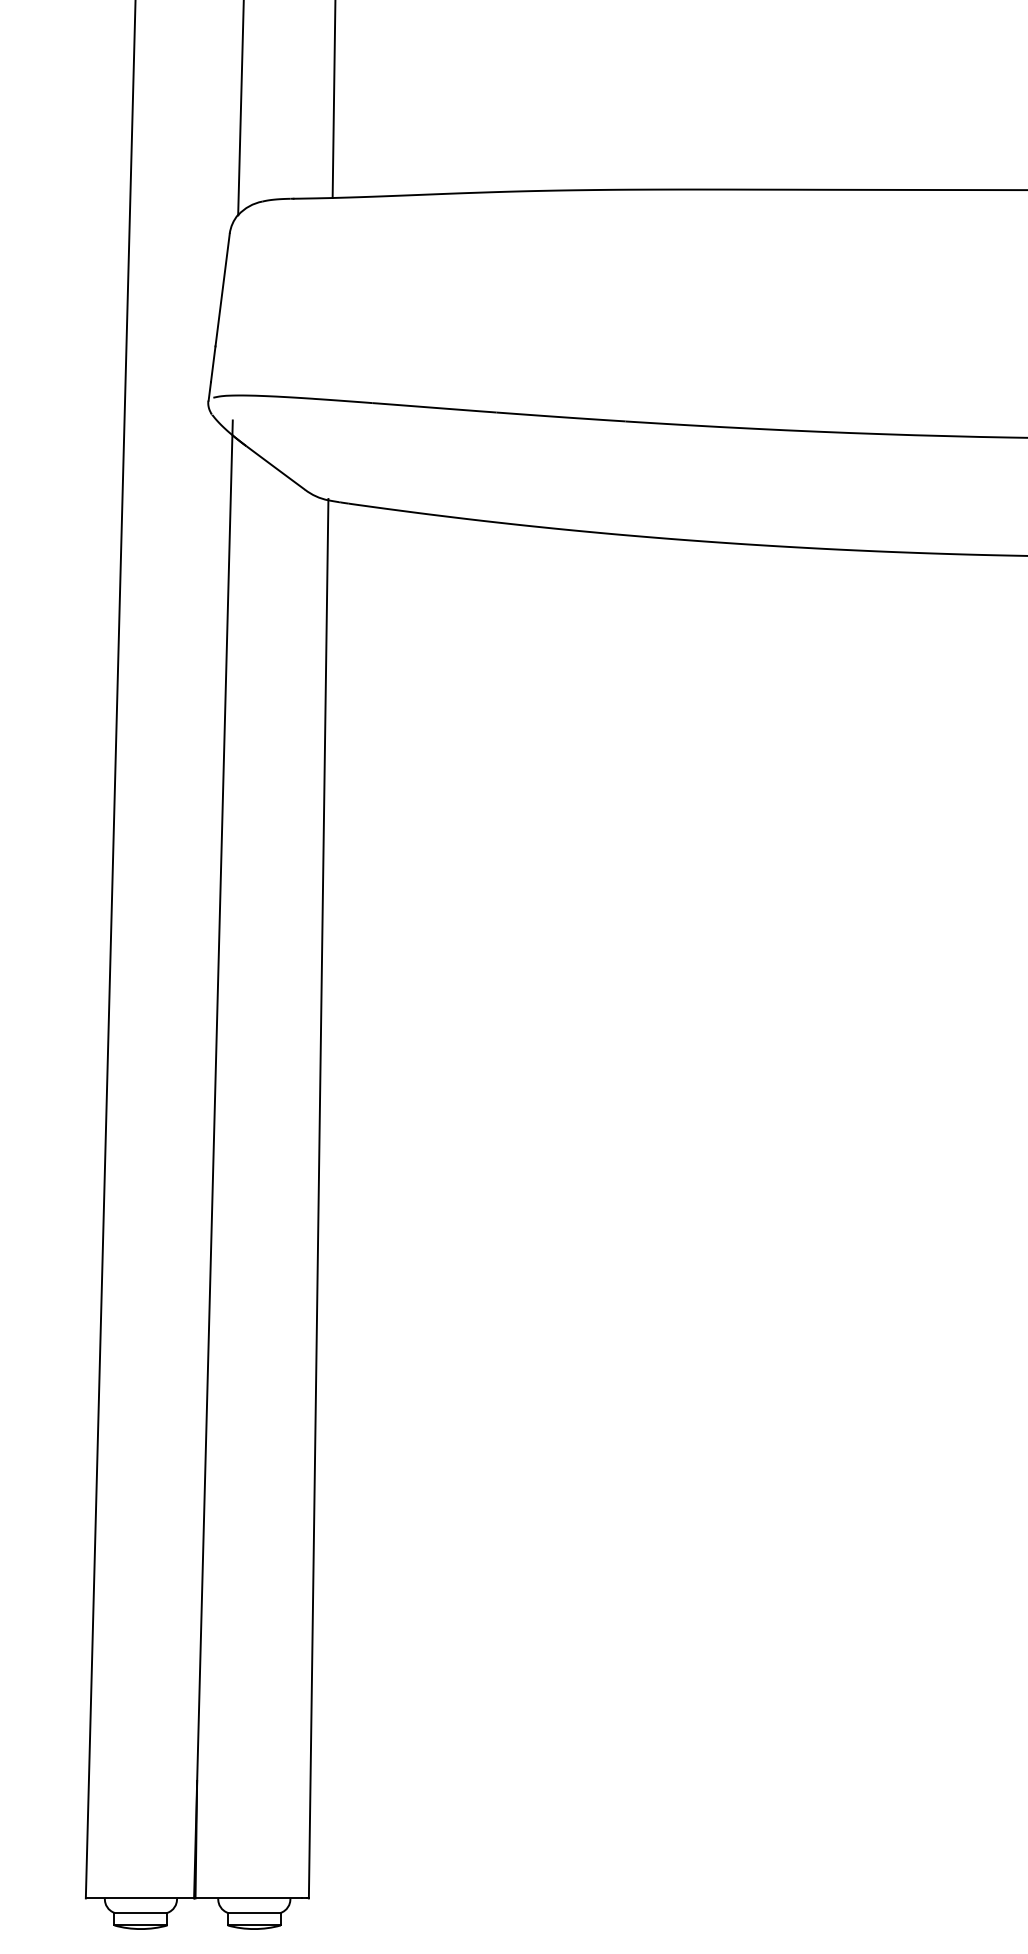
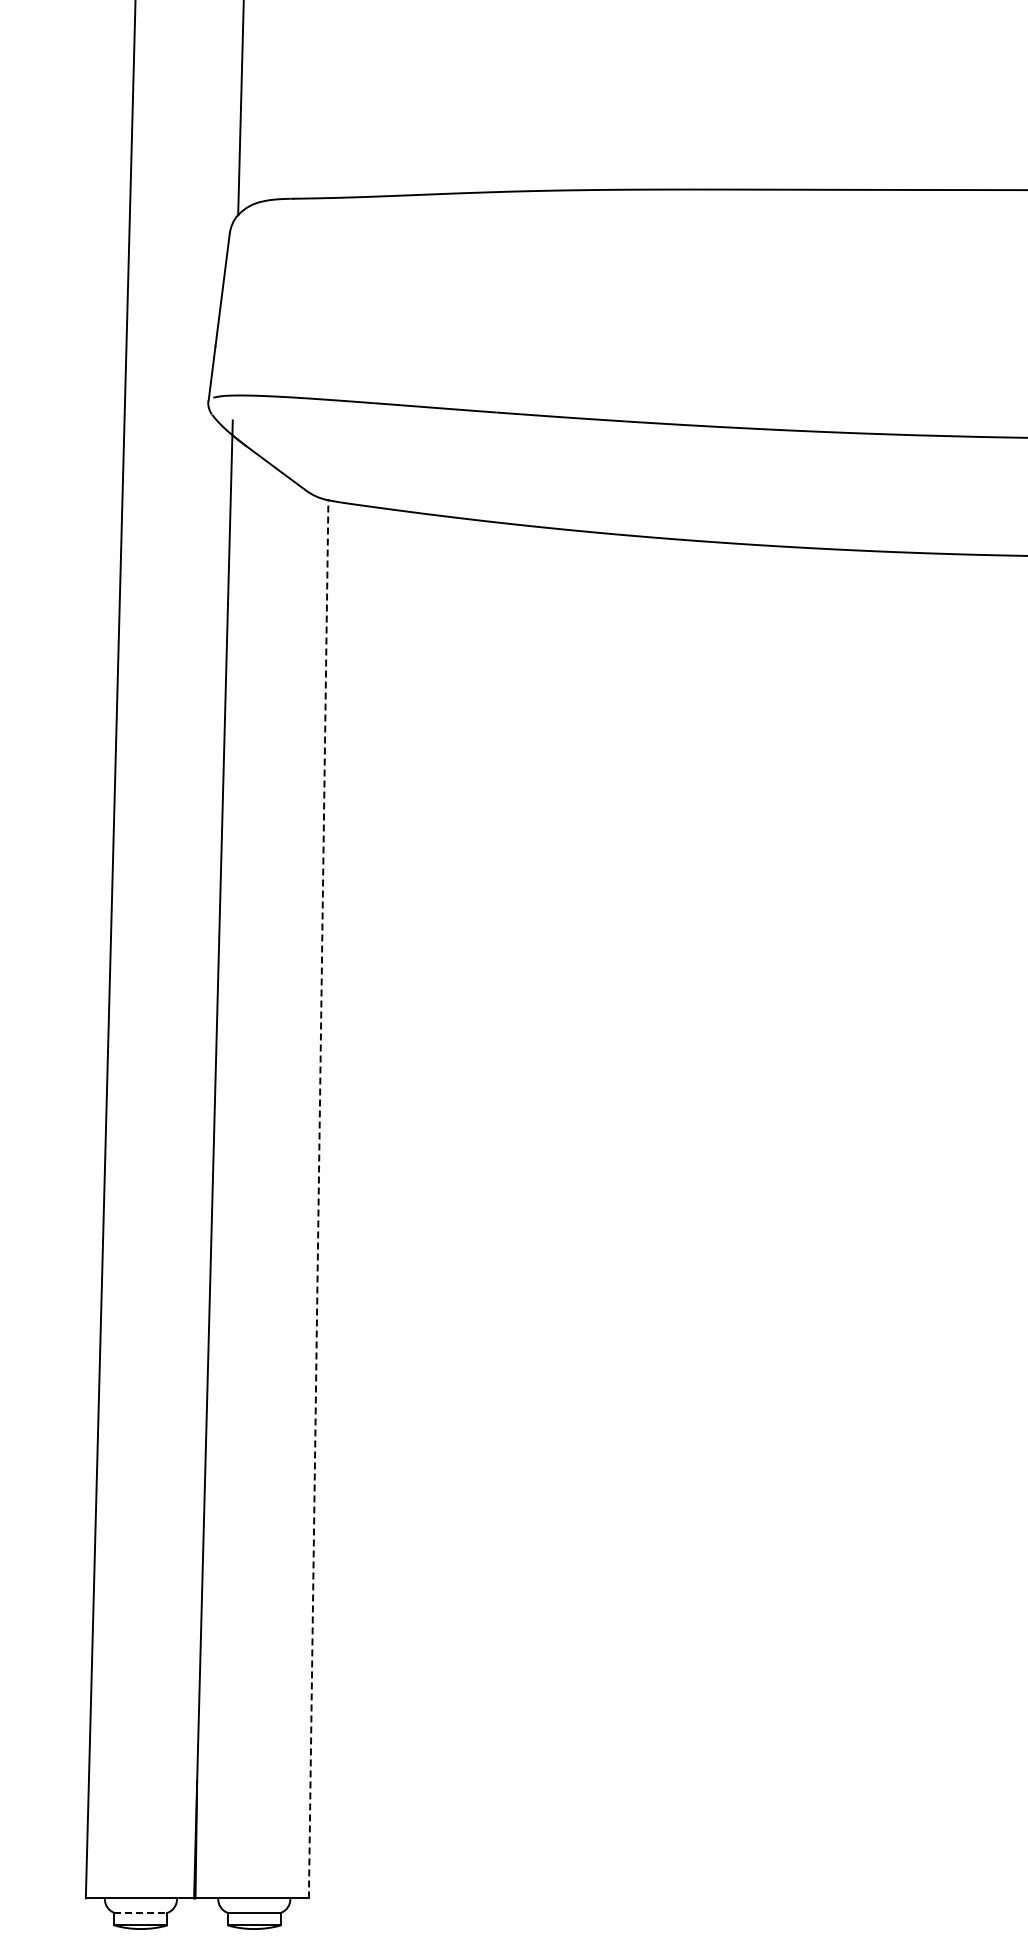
line: present -> none (333, 99)
line: solid -> dashed (318, 1198)
line: solid -> dashed (141, 1912)
